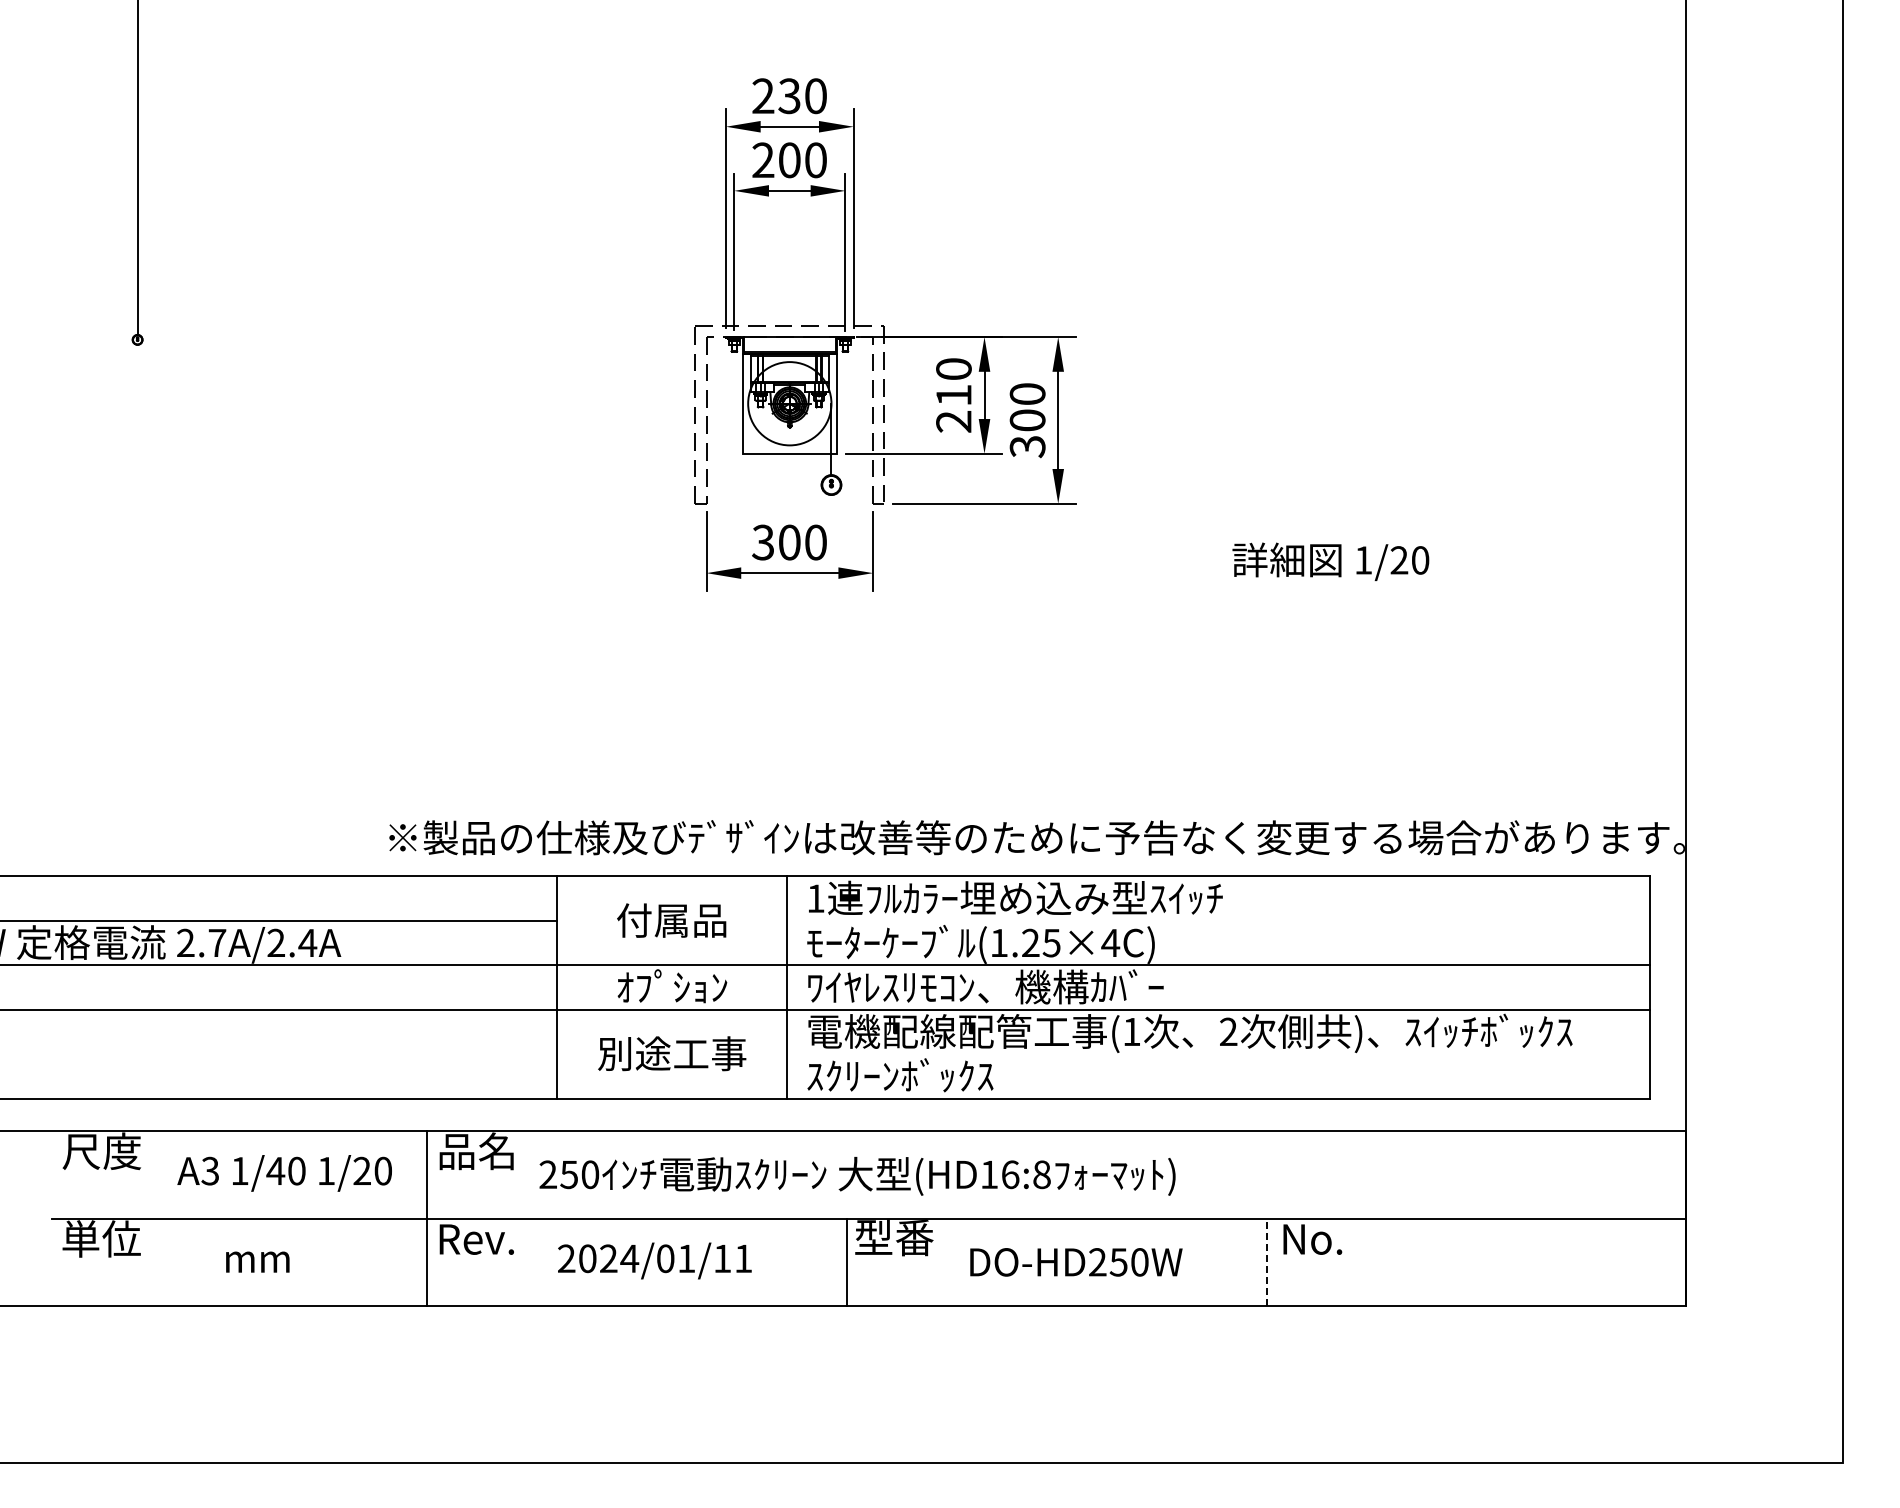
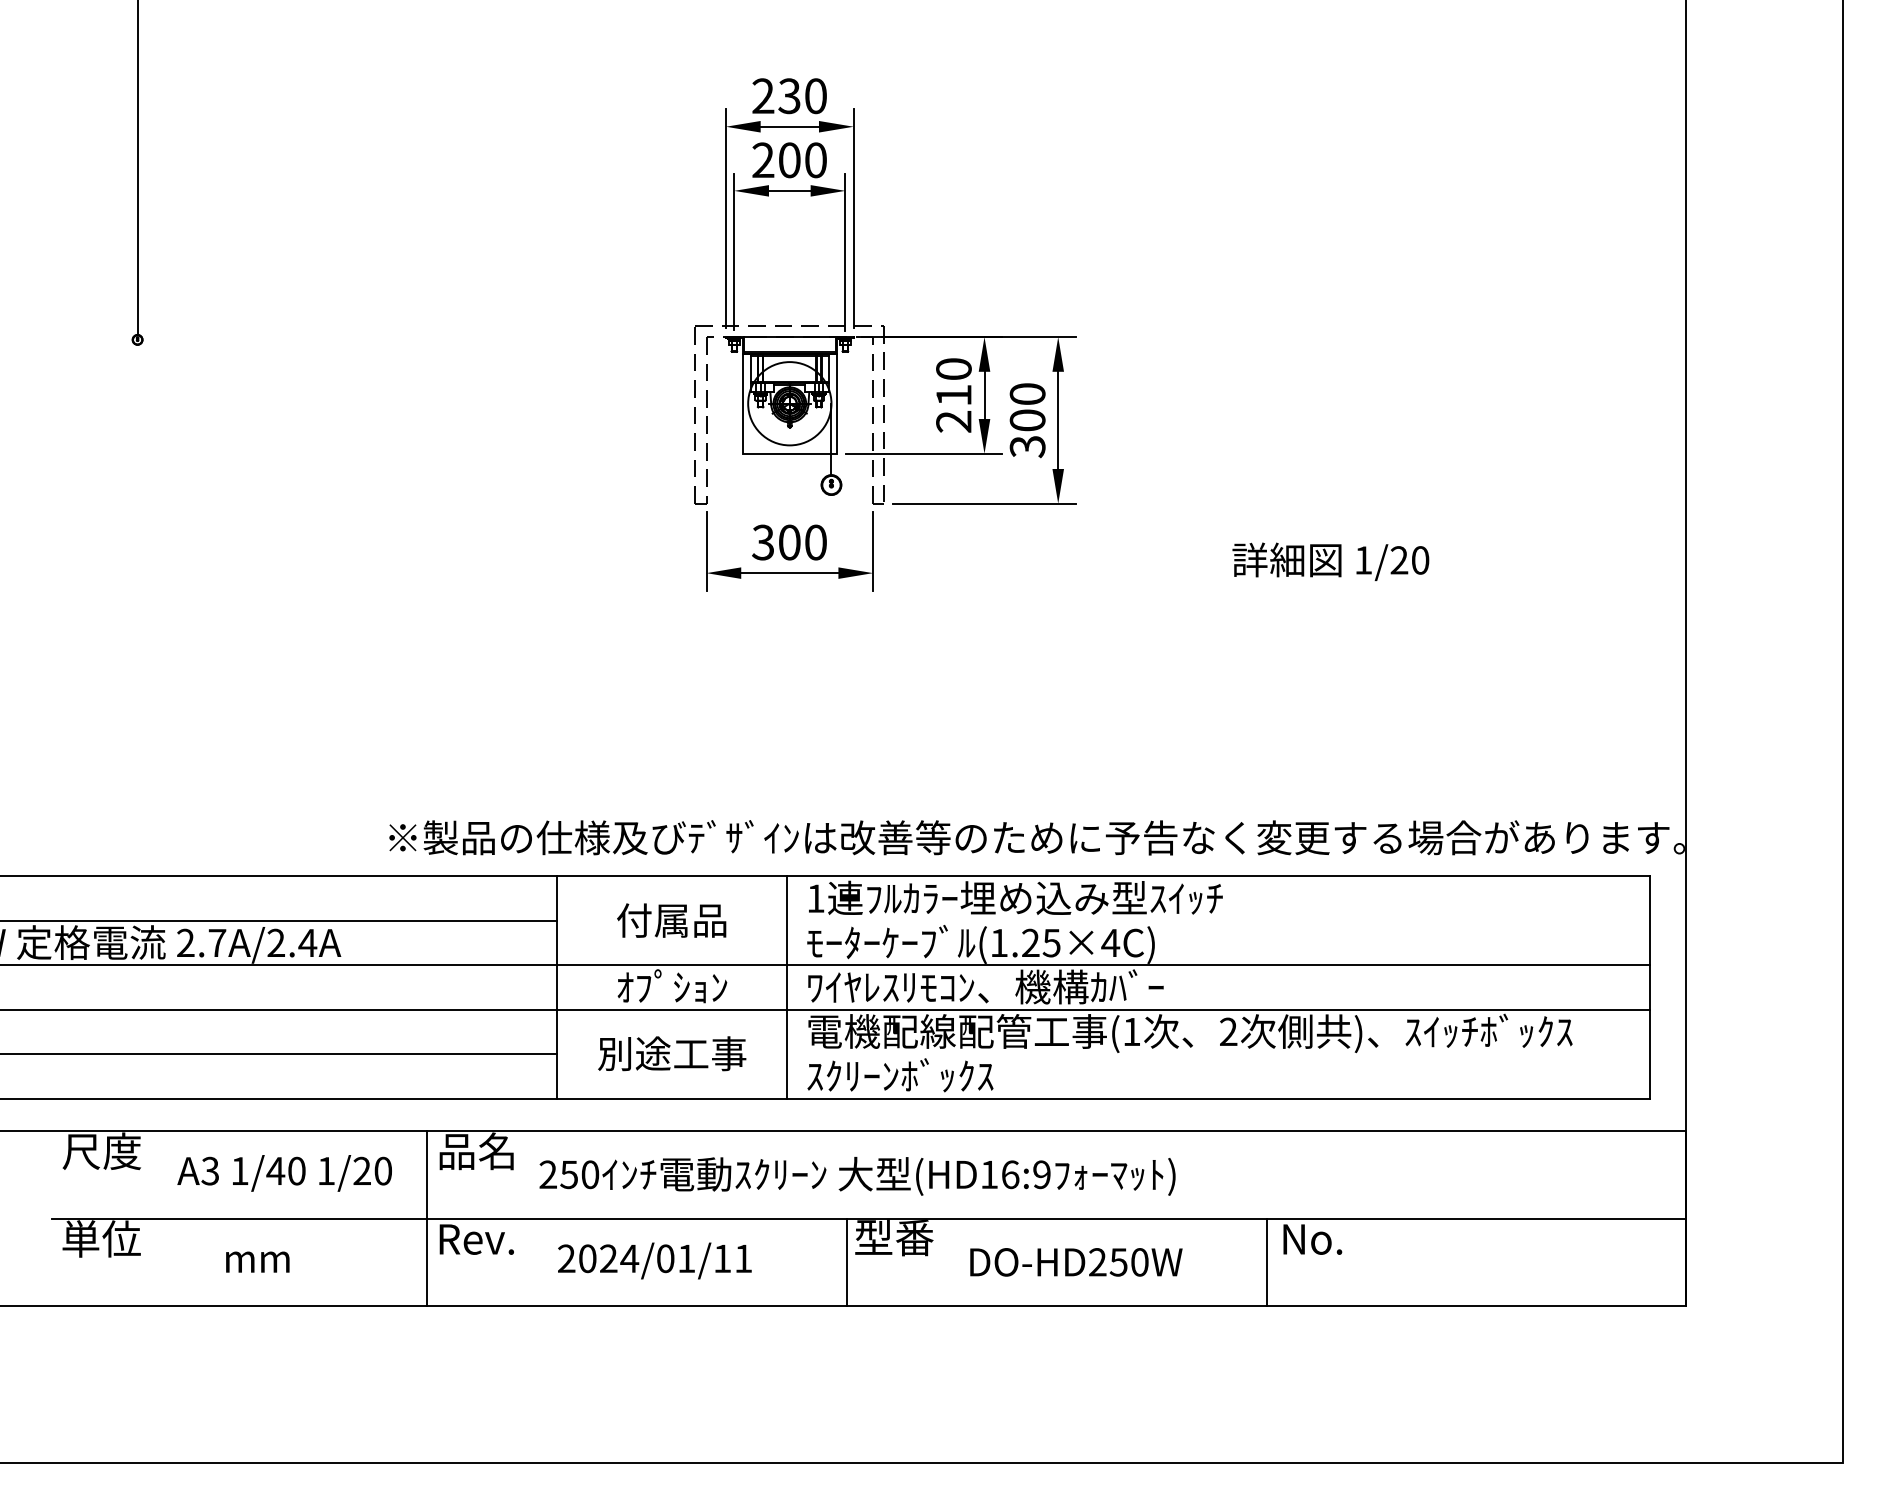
line: none -> present (279, 1054)
text: (HD16:8 -> (HD16:9 (1041, 1174)
line: dashed -> solid (1266, 1262)
